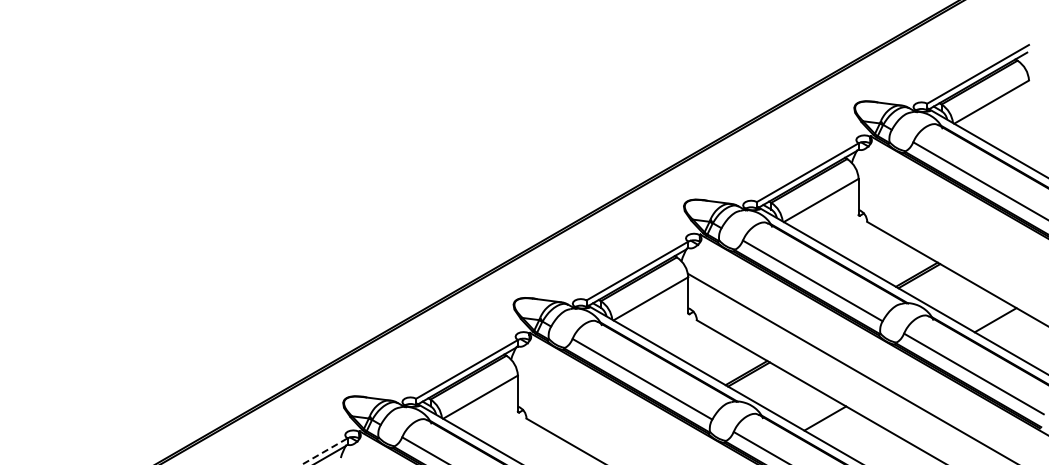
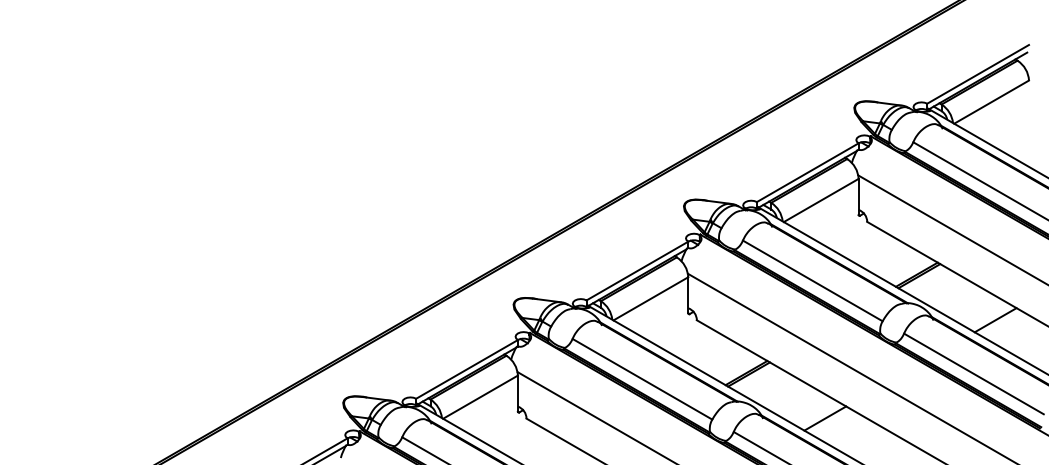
line: none -> present (951, 229)
line: none -> present (594, 416)
line: dashed -> solid (325, 451)
